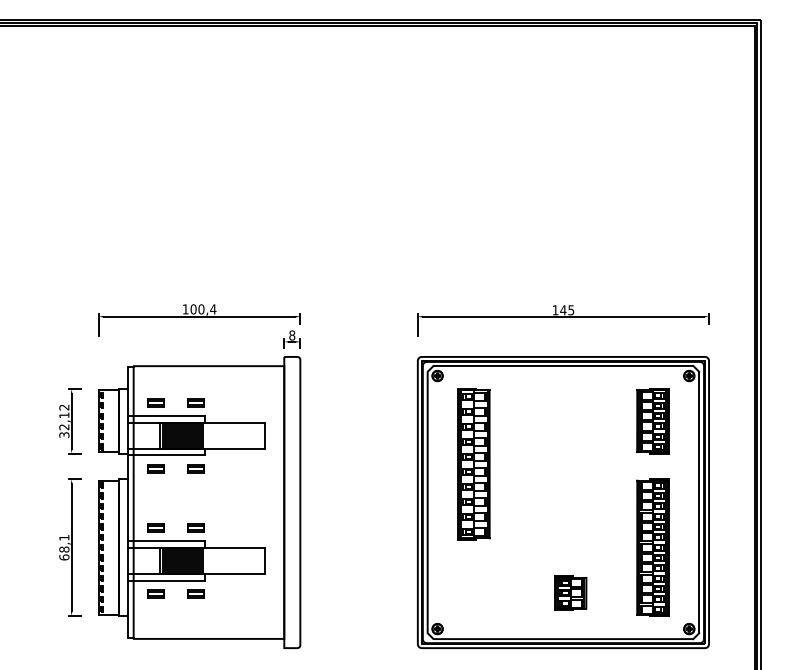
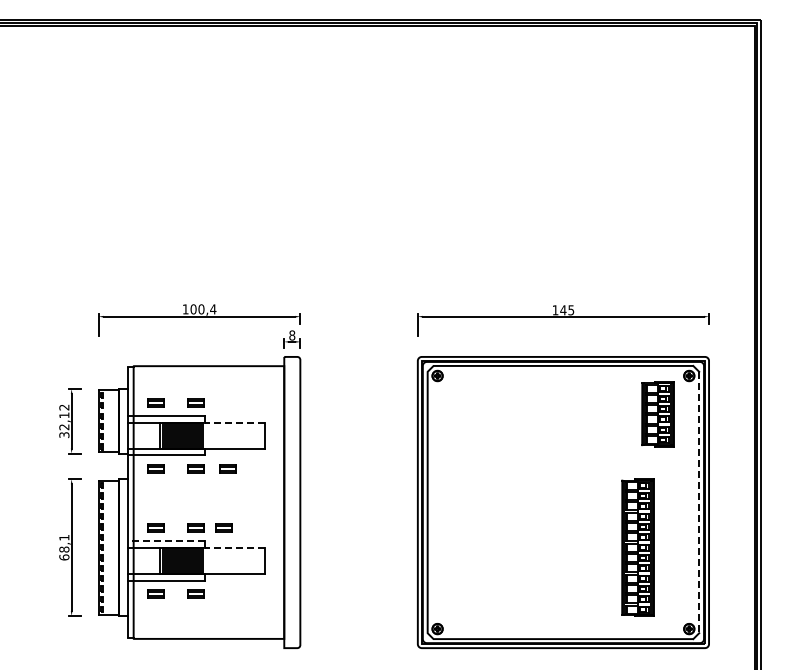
part position: (652, 421) -> (657, 414) (657, 414)
line: solid -> dashed (234, 422)
part: present -> none (473, 464)
part: none -> present (227, 468)
line: solid -> dashed (699, 502)
part: none -> present (223, 527)
line: solid -> dashed (165, 541)
part position: (652, 547) -> (637, 547) (637, 547)
line: solid -> dashed (234, 548)
part: present -> none (570, 592)
